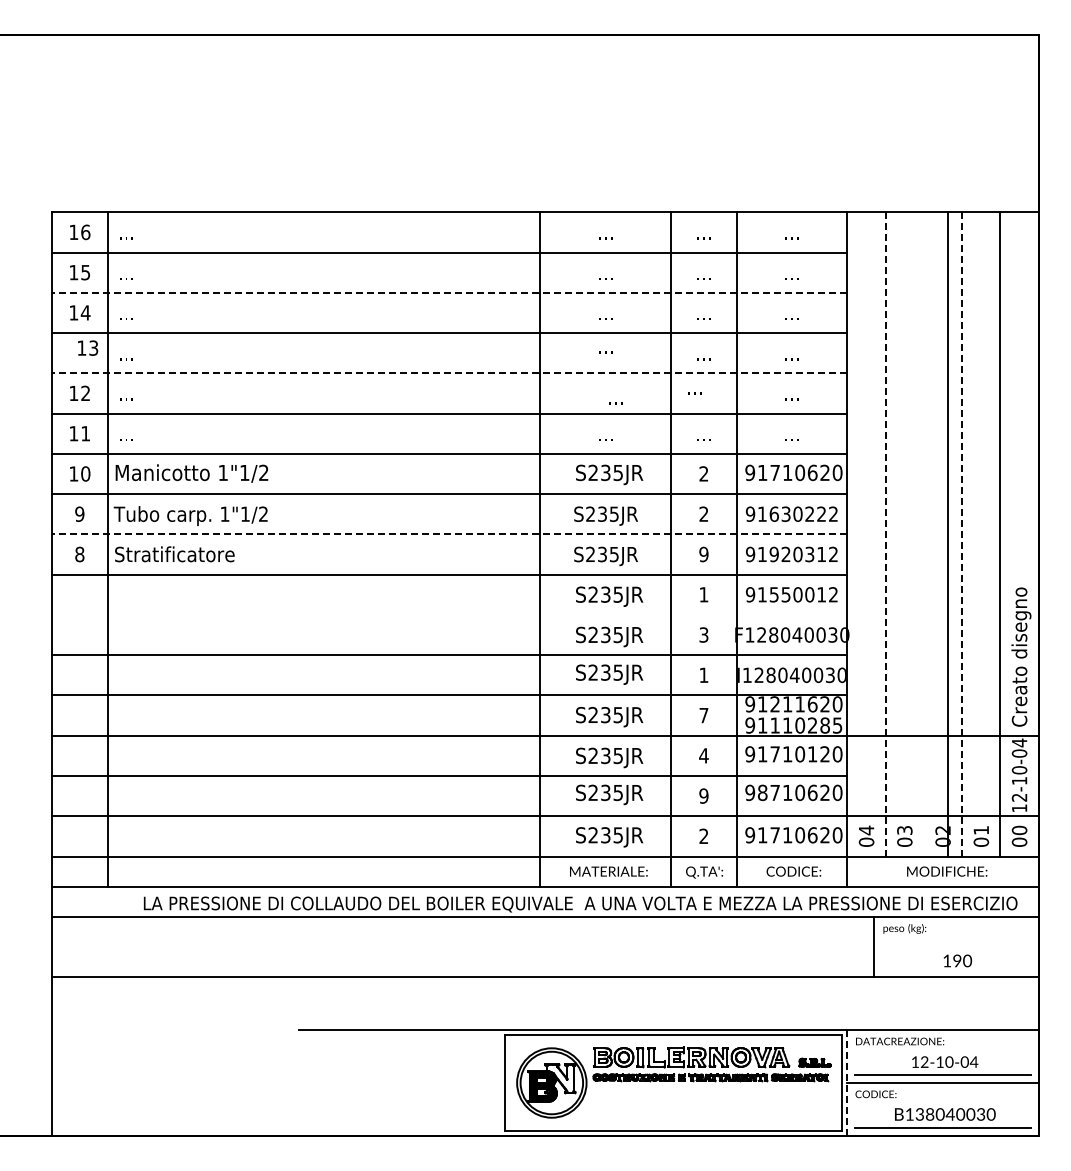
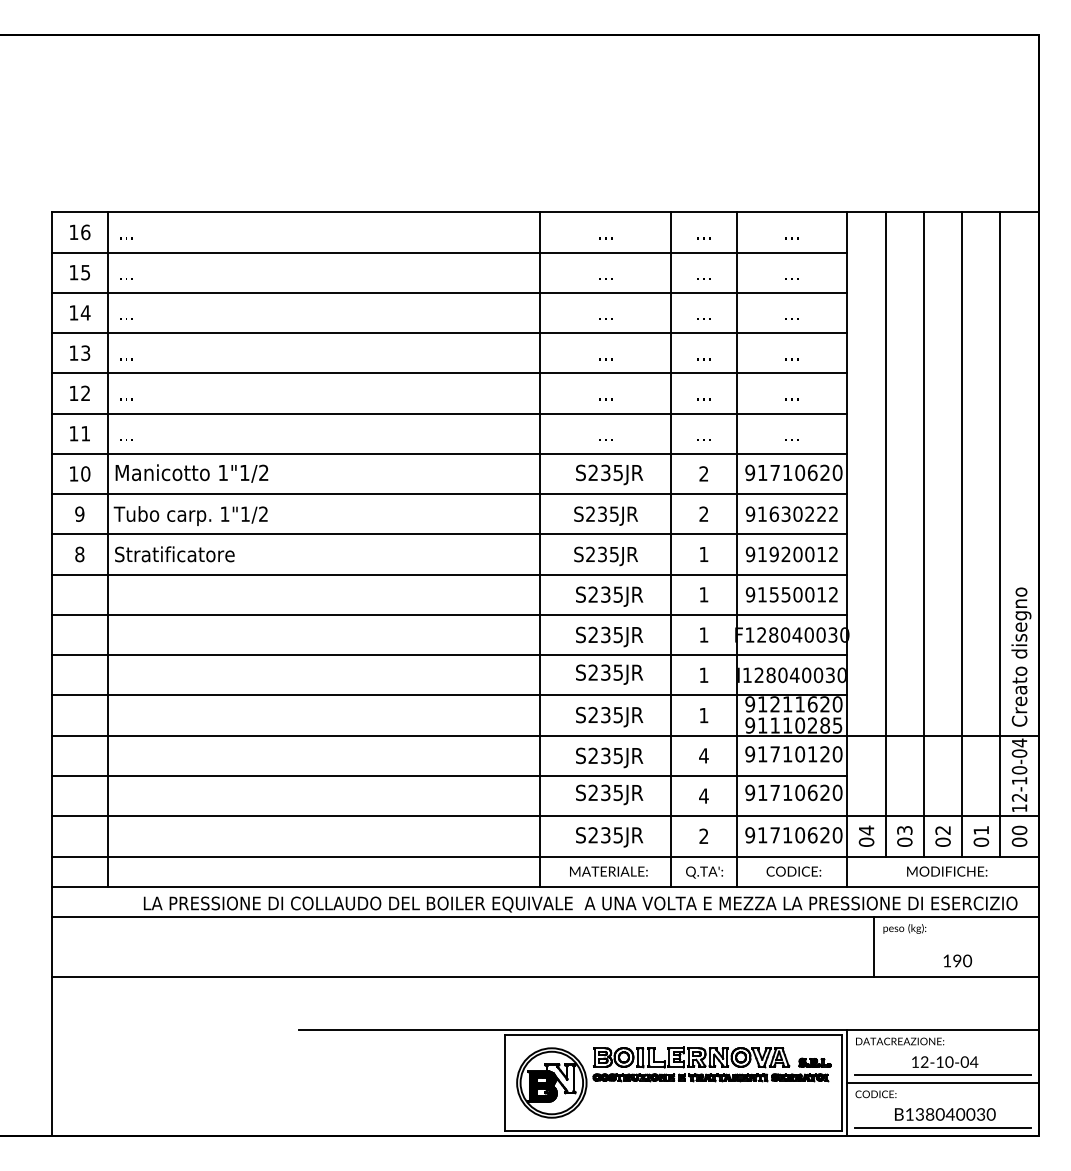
line: dashed -> solid (449, 292)
text position: (88, 347) -> (80, 352) (80, 352)
text position: (605, 352) -> (605, 359) (605, 359)
line: dashed -> solid (449, 373)
text position: (694, 393) -> (703, 399) (703, 399)
text position: (615, 403) -> (605, 399) (605, 399)
line: dashed -> solid (885, 533)
line: dashed -> solid (962, 533)
line: dashed -> solid (449, 534)
line position: (947, 534) -> (923, 534) (923, 534)
text: 9 -> 1 (703, 554)
text: 91920312 -> 91920012 (809, 554)
line: none -> present (449, 614)
text: 3 -> 1 (703, 634)
text: 7 -> 1 (703, 715)
text: 98710620 -> 91710620 (762, 792)
text: 9 -> 4 (703, 795)
line: dashed -> solid (847, 1083)
